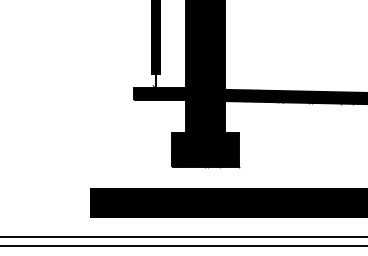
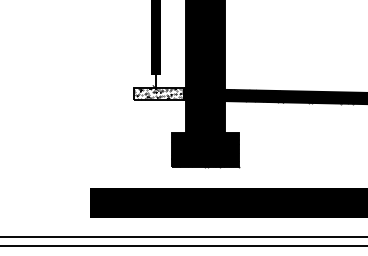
fill: present -> none (158, 93)
